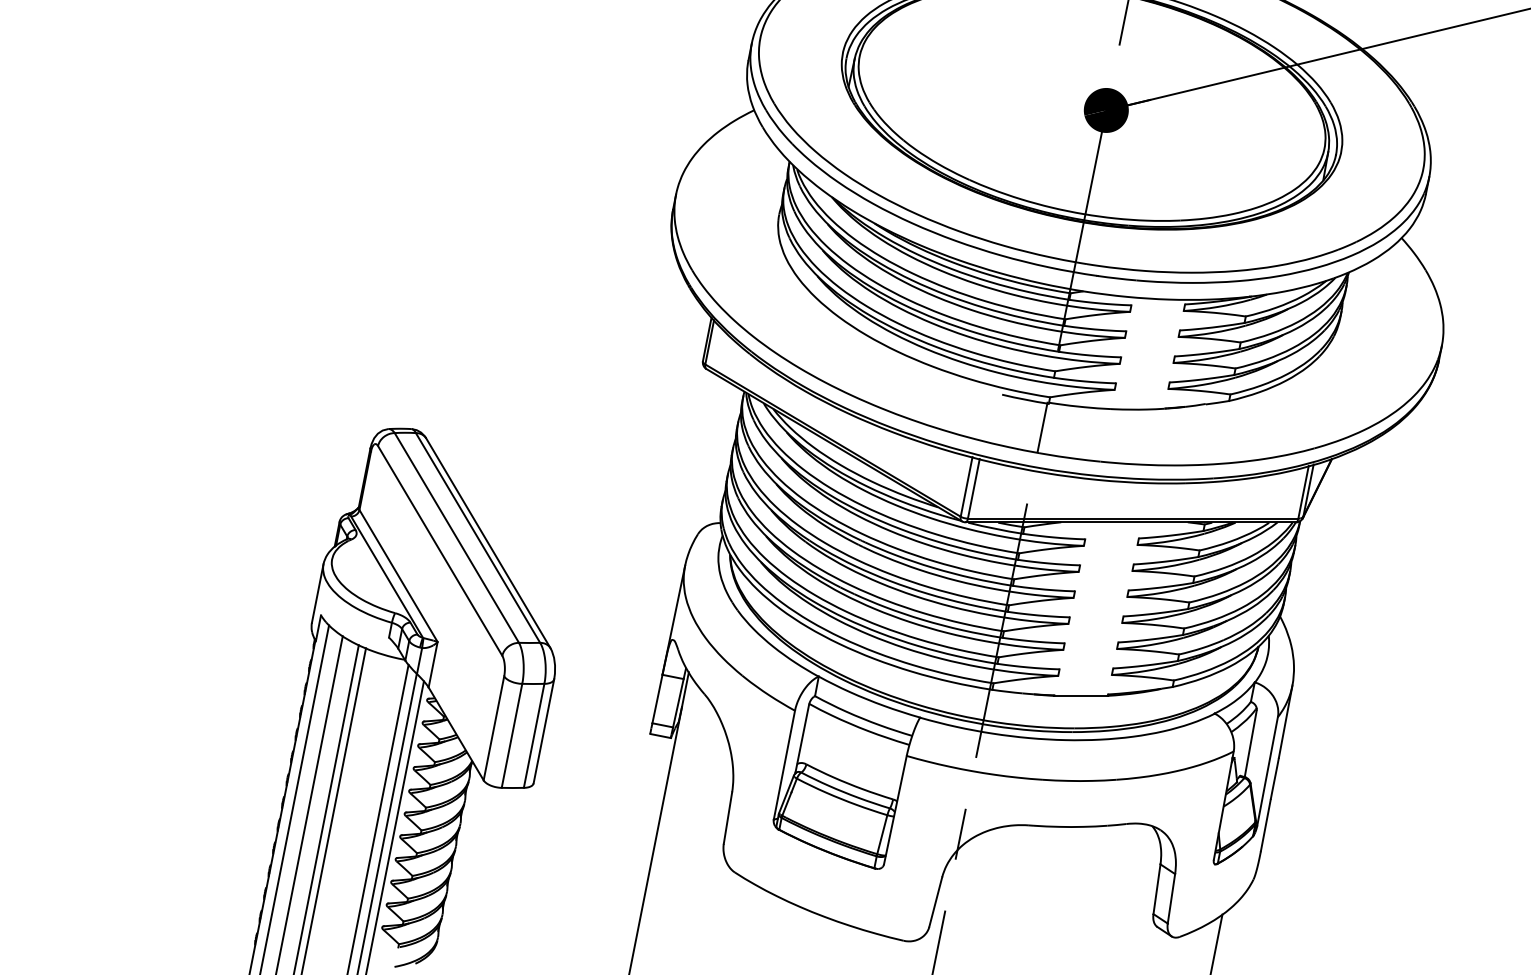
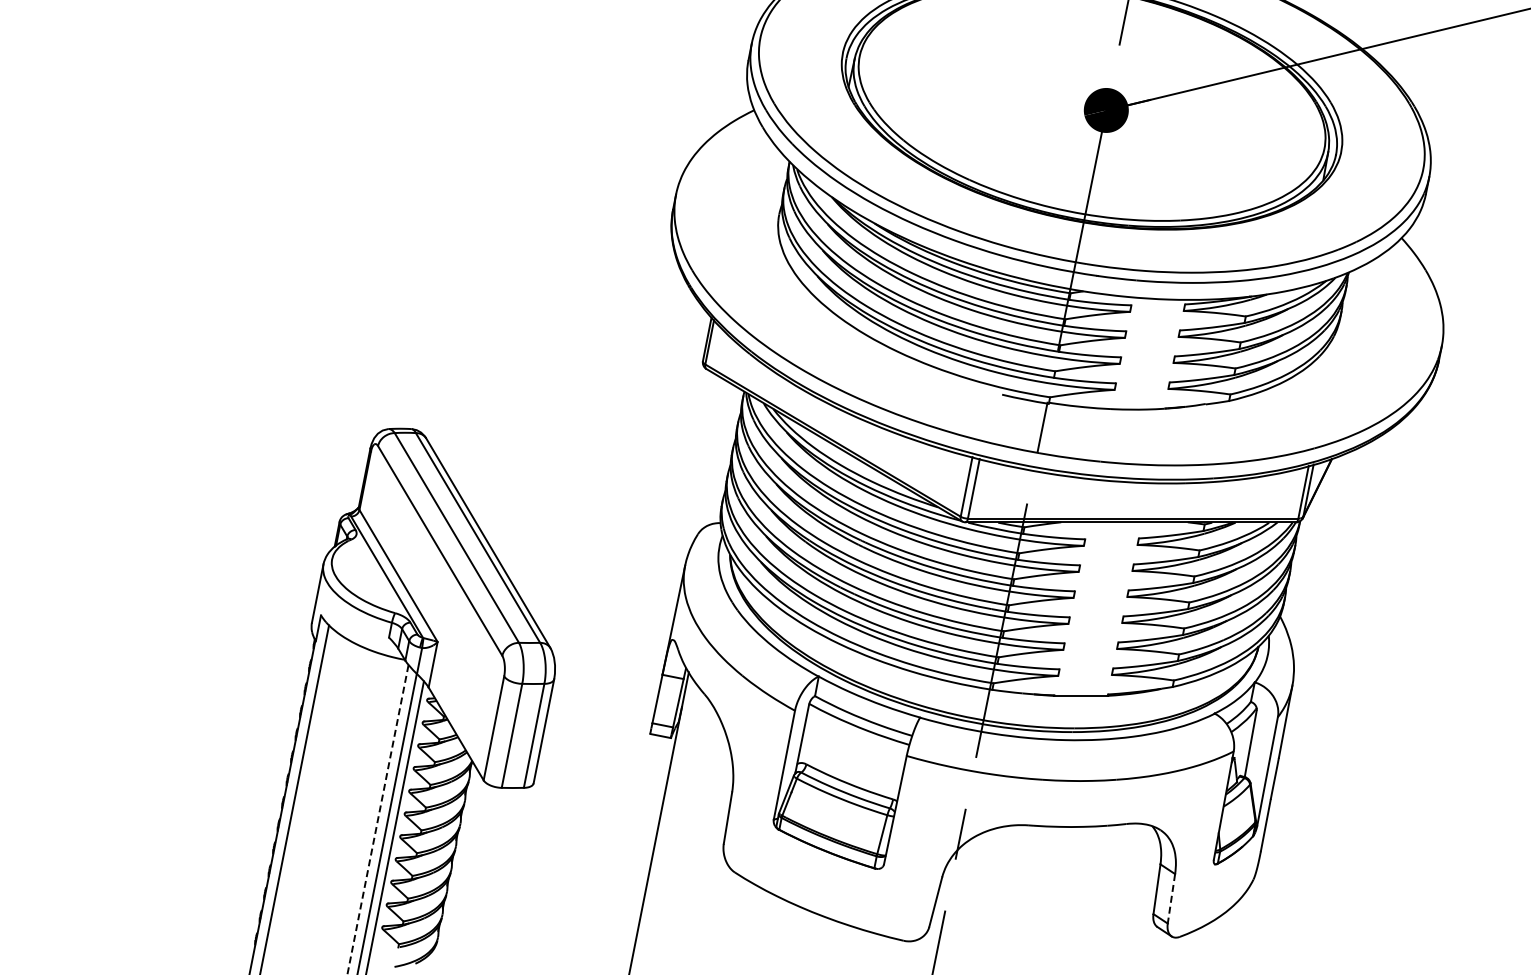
line: present -> none (309, 803)
line: present -> none (326, 808)
line: present -> none (334, 809)
line: solid -> dashed (377, 819)
line: solid -> dashed (1171, 899)
line: present -> none (1216, 942)
